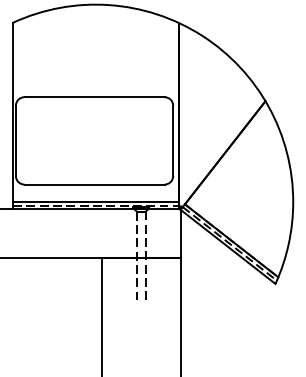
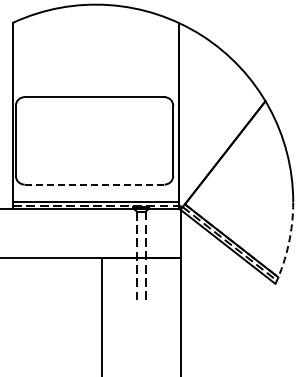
line: solid -> dashed (94, 184)
arc: solid -> dashed (288, 243)
